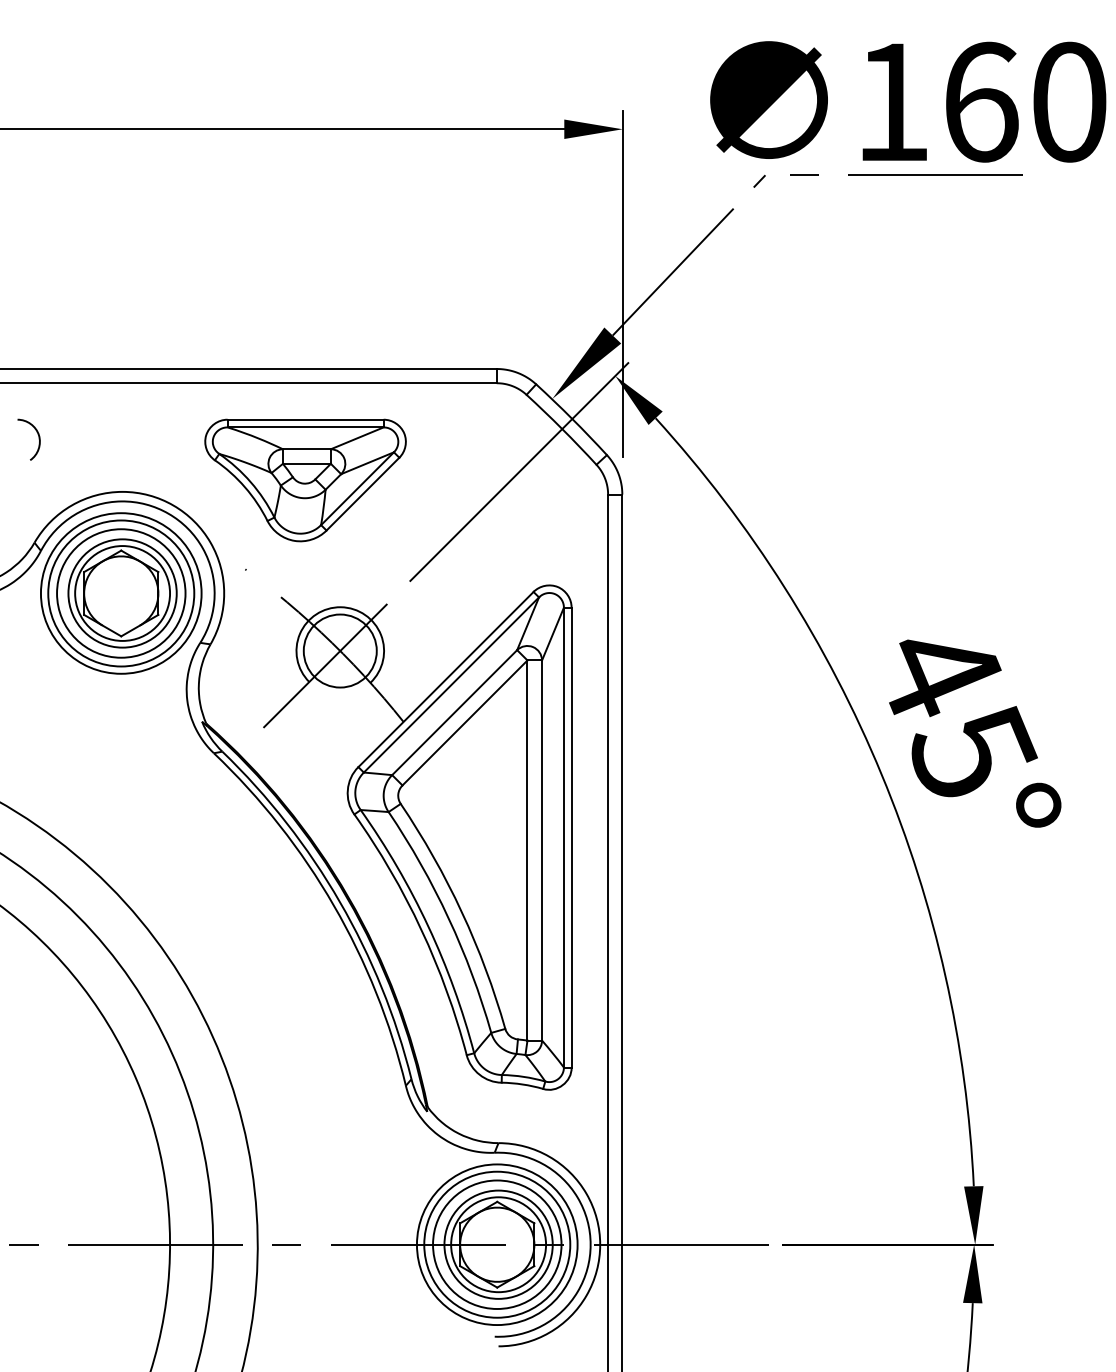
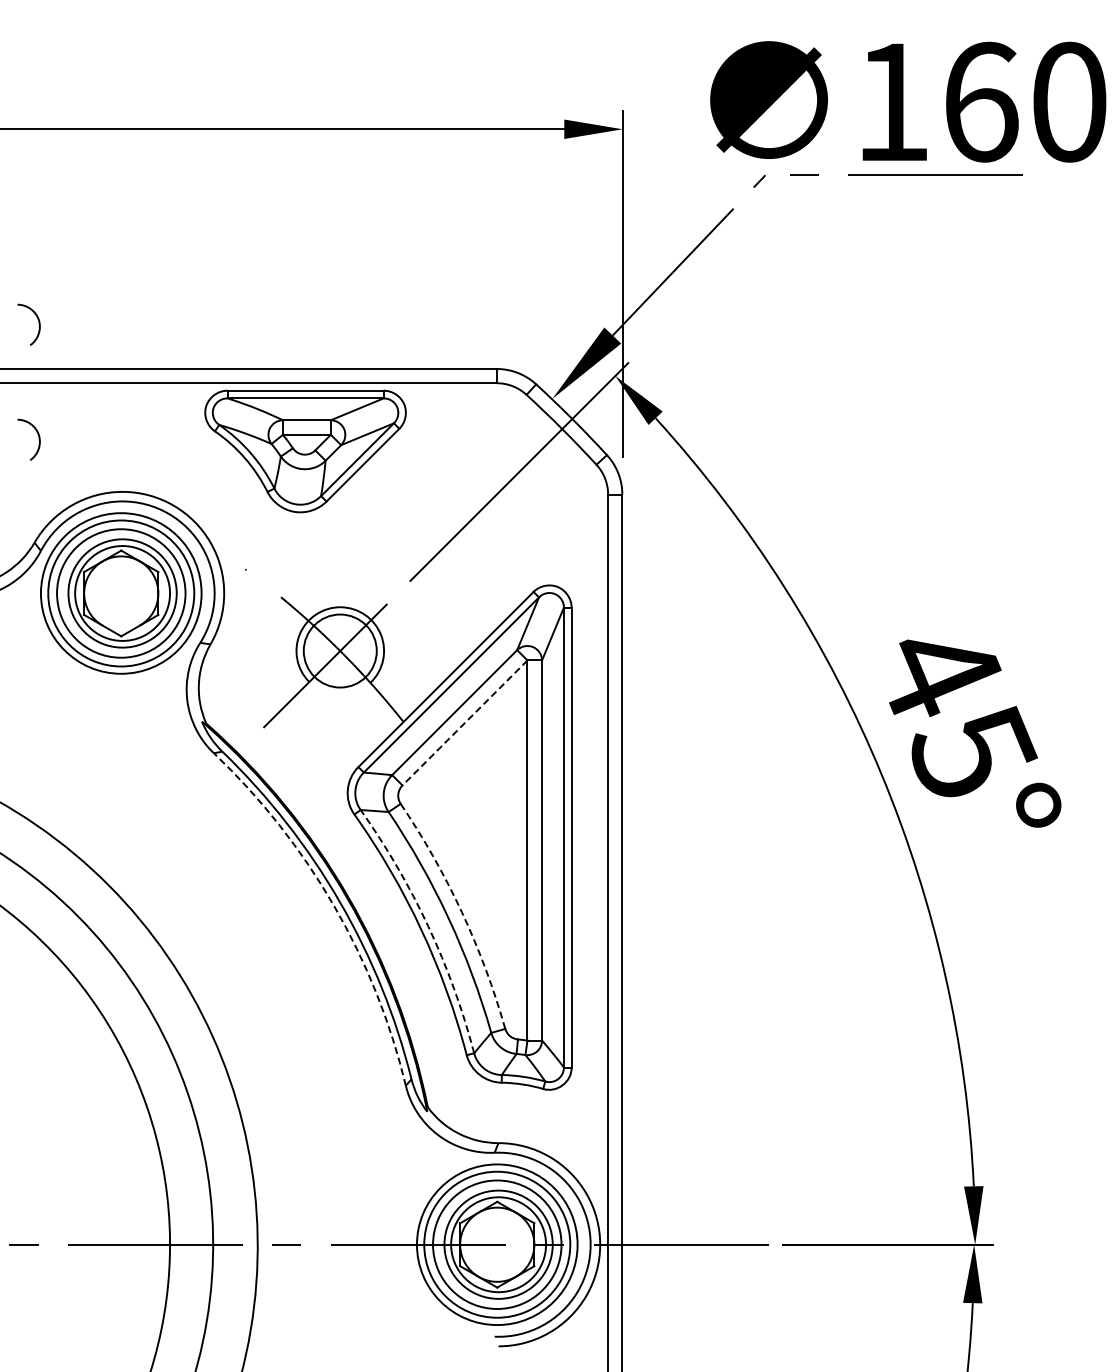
curve: none -> present (38, 324)
part position: (305, 480) -> (305, 451) (305, 451)
line: solid -> dashed (464, 723)
arc: solid -> dashed (333, 905)
arc: solid -> dashed (461, 912)
arc: solid -> dashed (428, 926)
